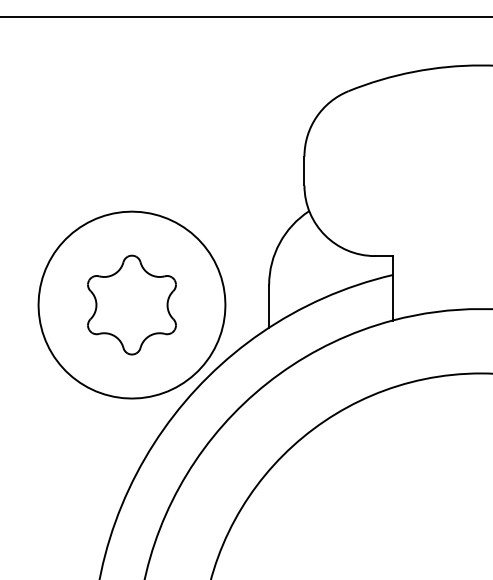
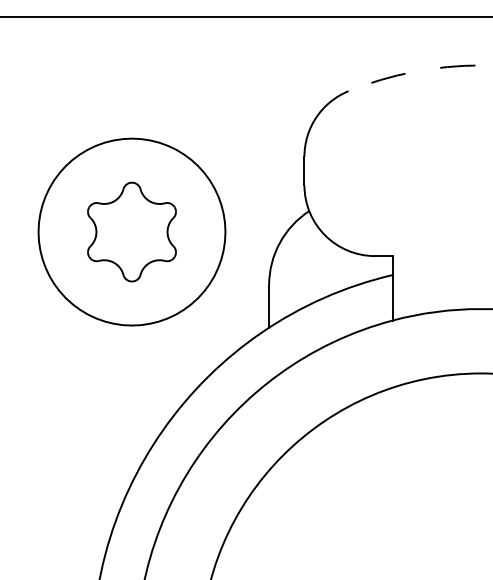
arc: solid -> dashed (417, 71)
part position: (131, 304) -> (131, 231) (131, 231)
